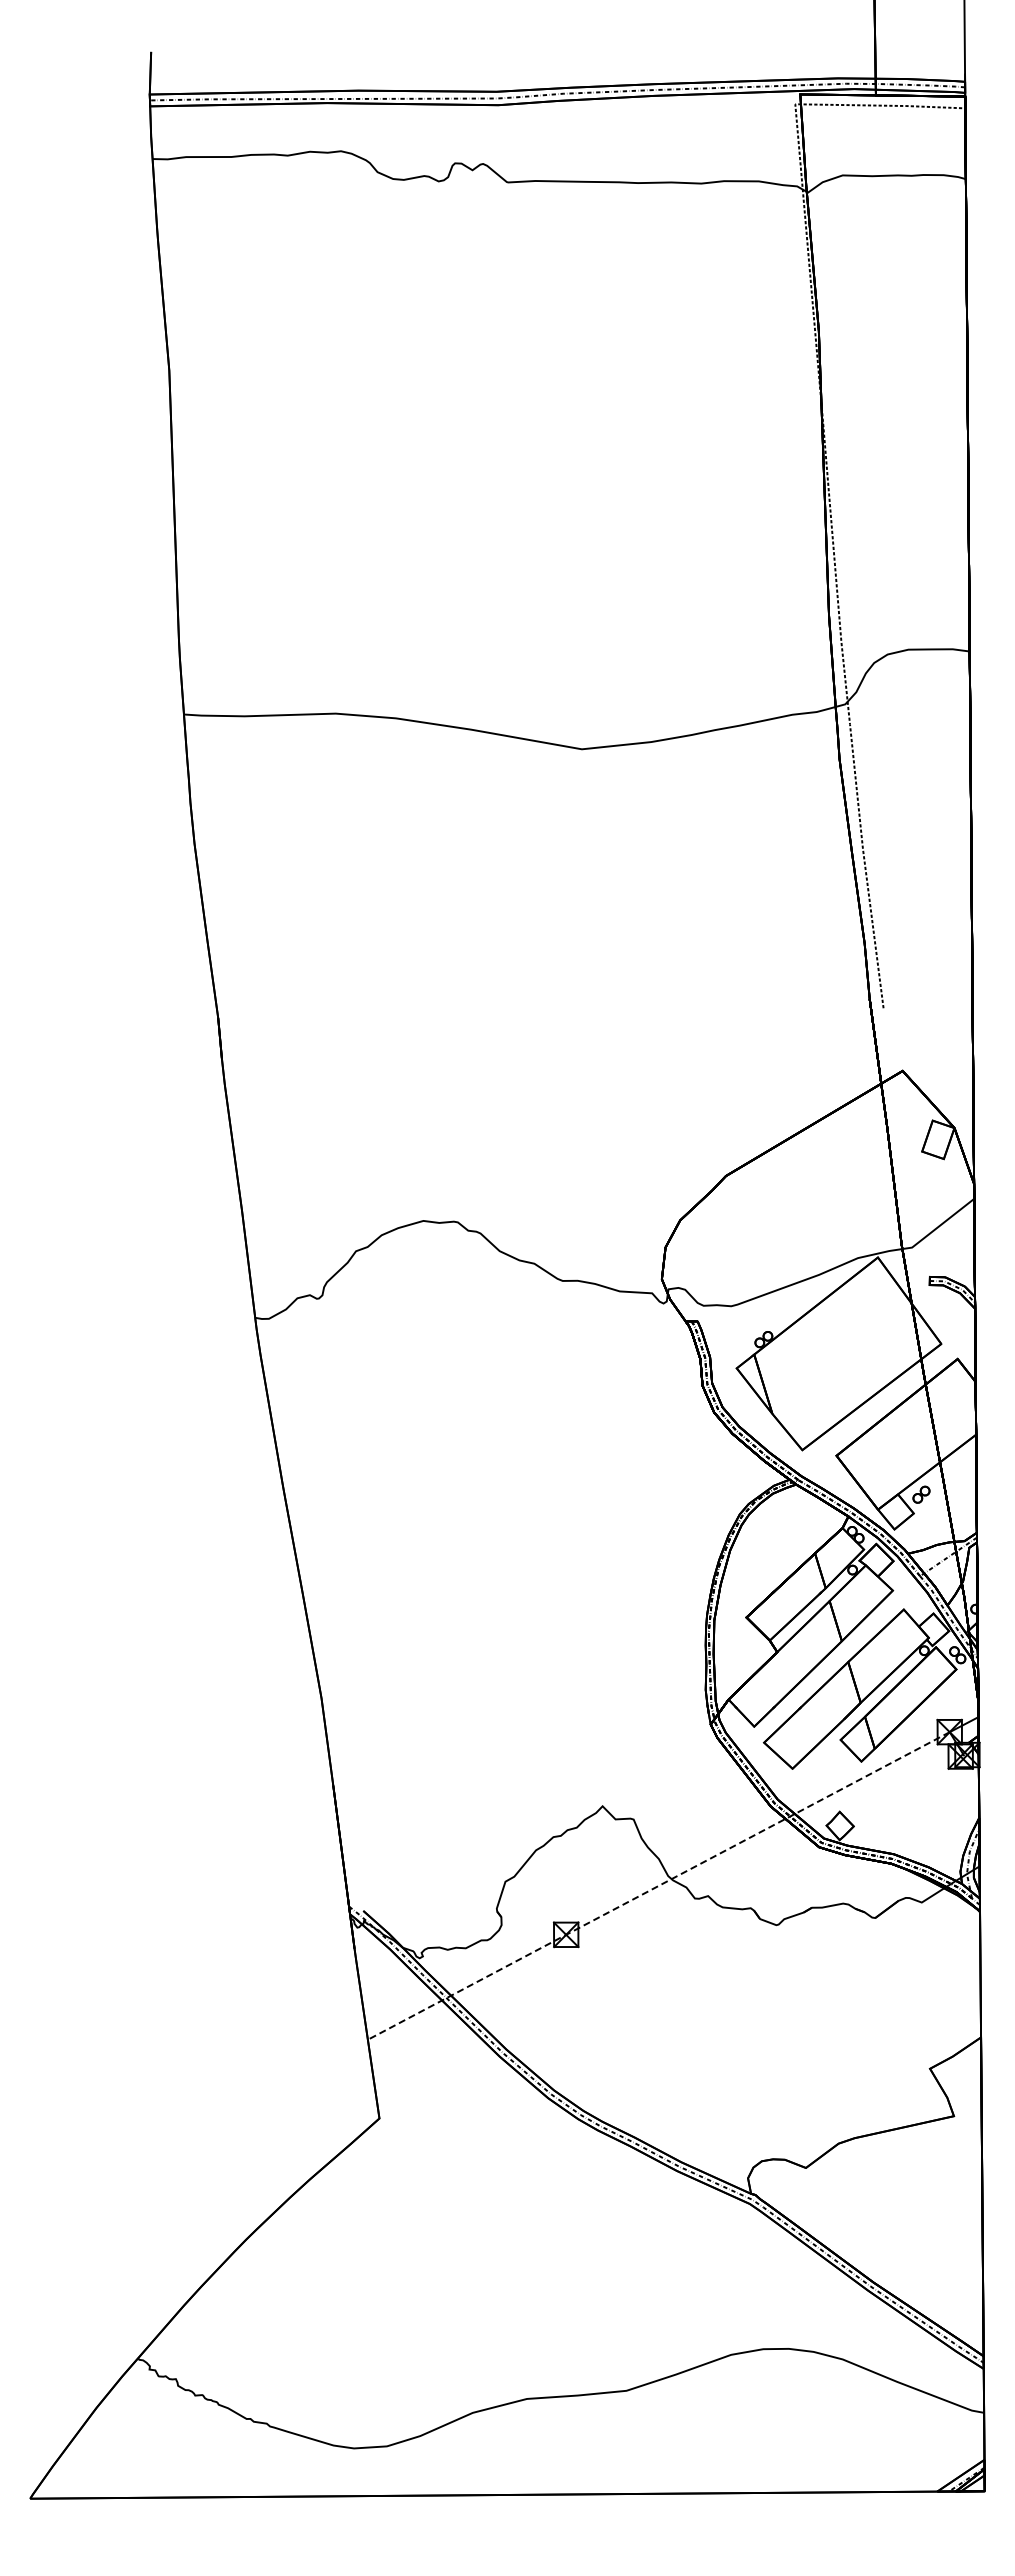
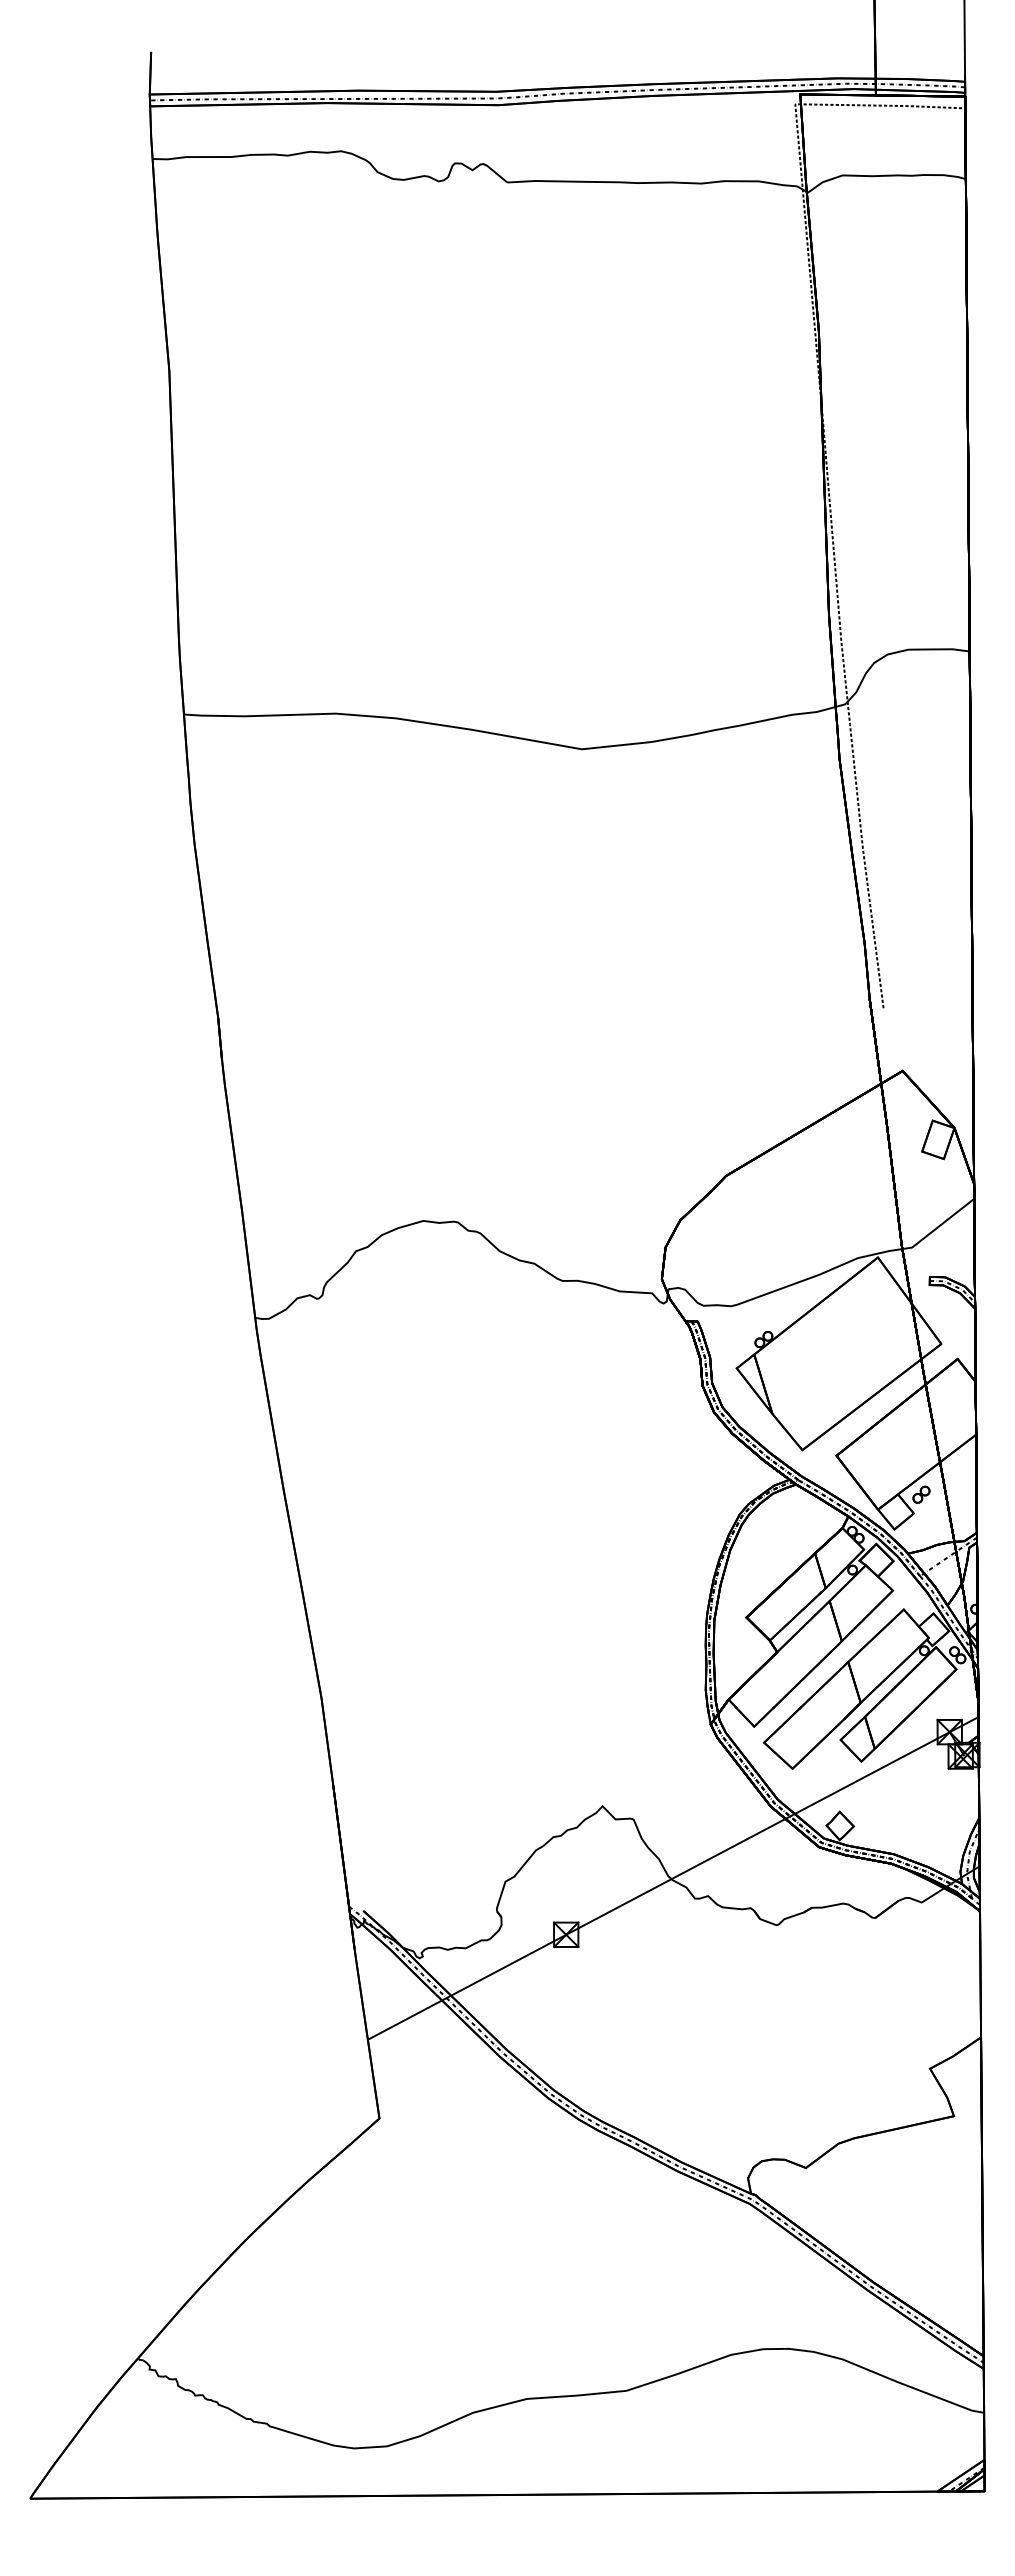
line: dashed -> solid (658, 1886)
